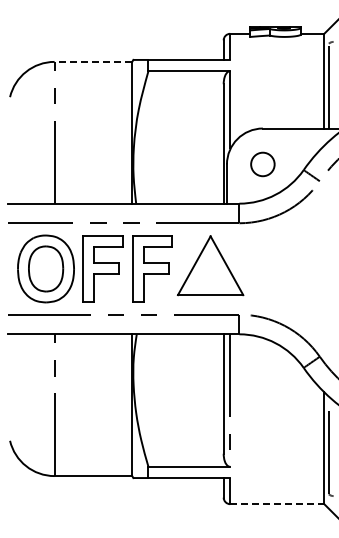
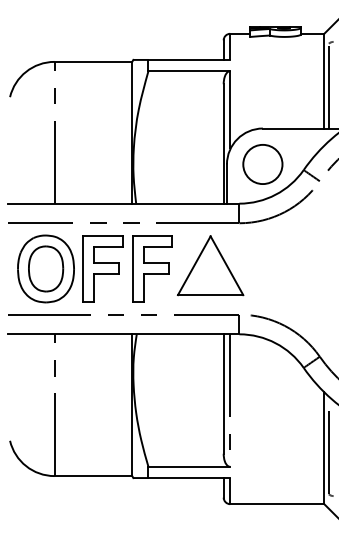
line: dashed -> solid (93, 61)
circle diameter: 24 px -> 39 px (262, 164)
line: dashed -> solid (277, 504)
